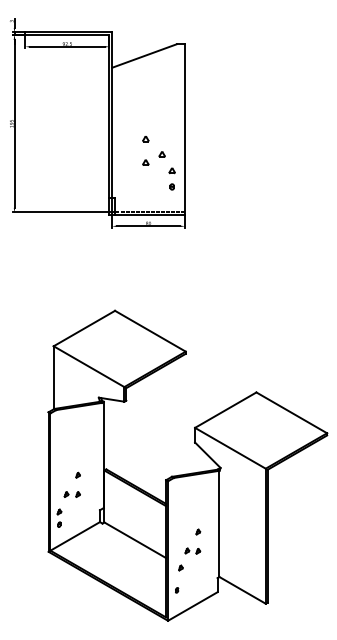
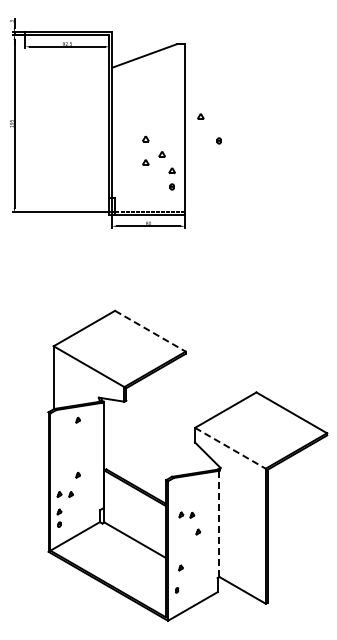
part: none -> present (200, 116)
part: none -> present (218, 140)
line: solid -> dashed (150, 331)
part: none -> present (77, 419)
line: solid -> dashed (230, 448)
part position: (71, 494) -> (64, 494) (64, 494)
line: solid -> dashed (219, 523)
part position: (192, 550) -> (186, 514) (186, 514)
